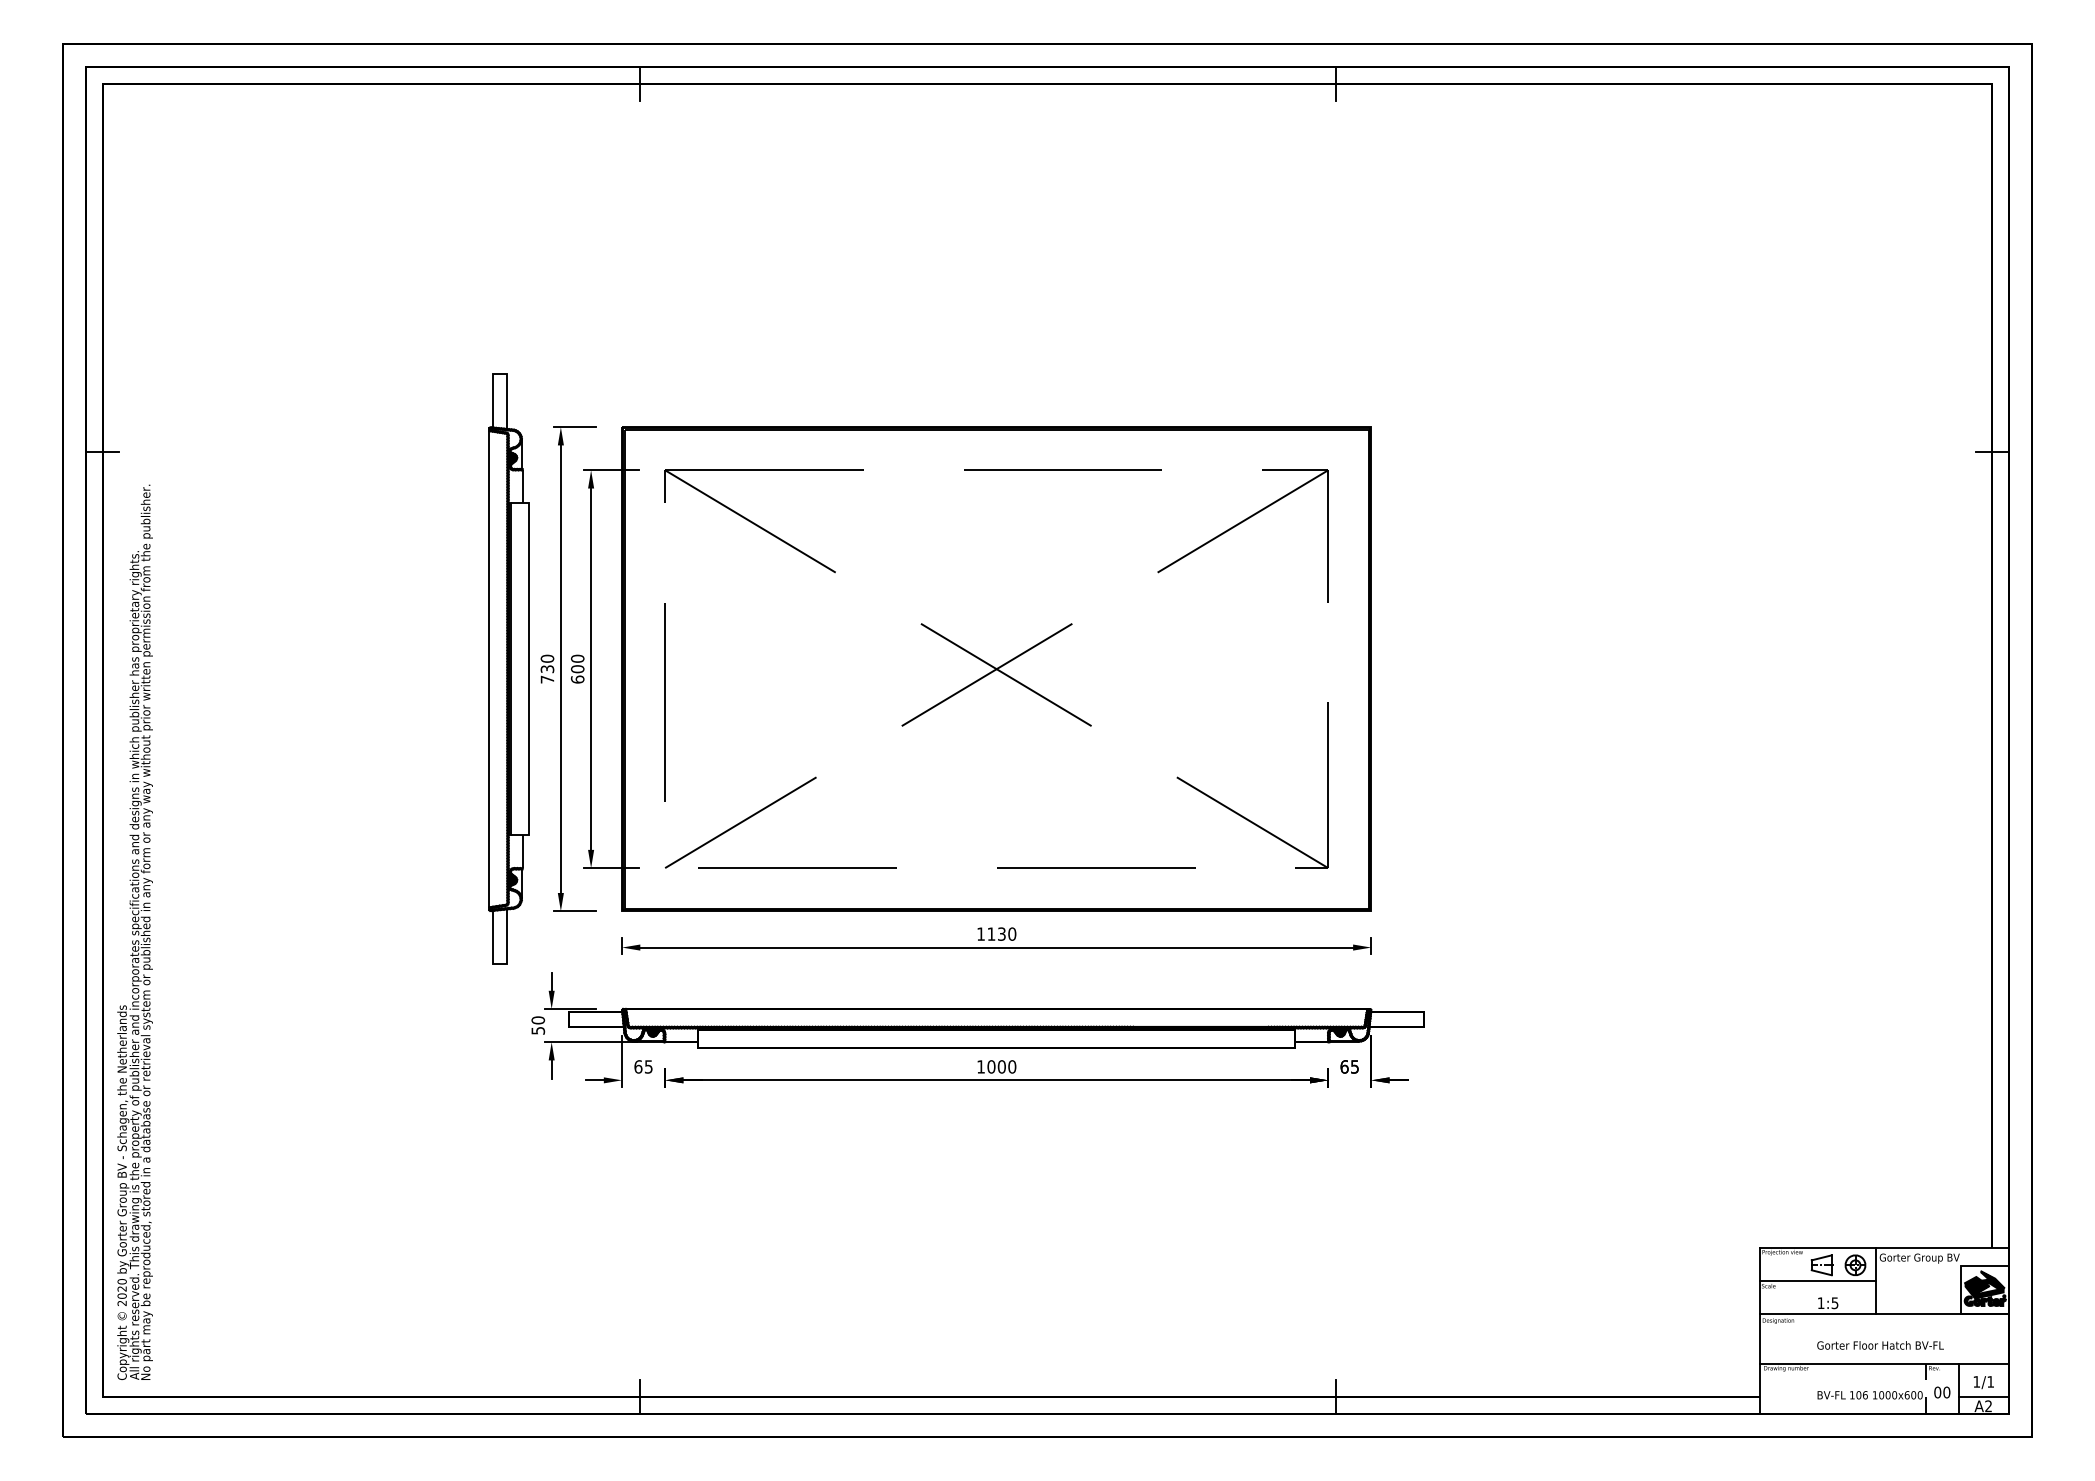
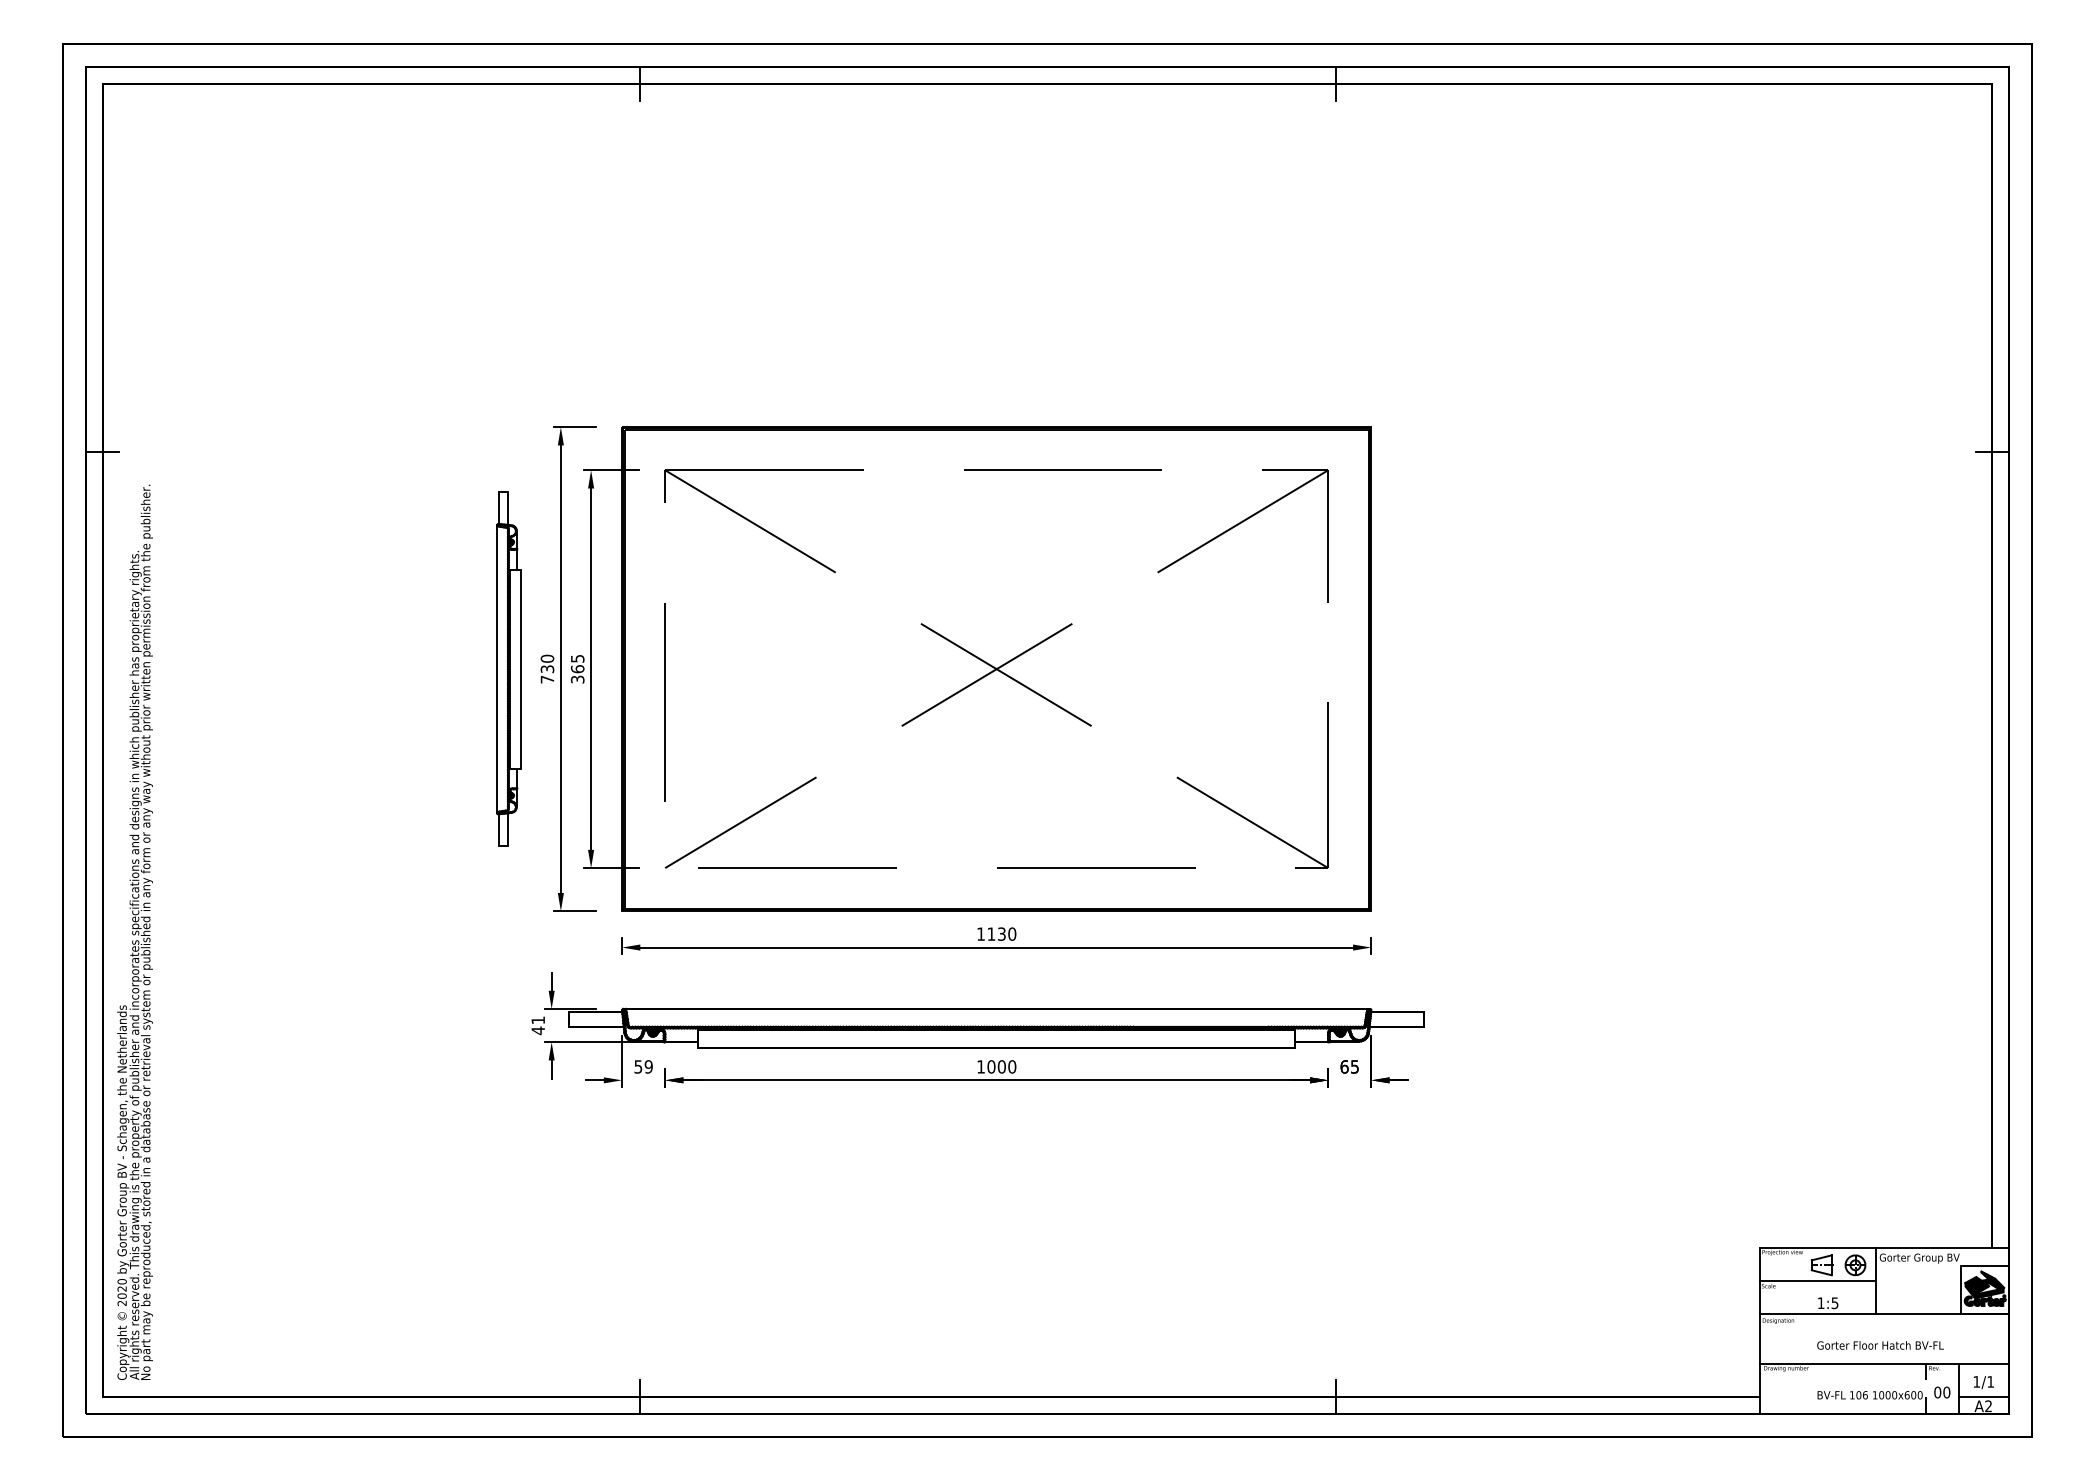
part size: 42x592 px -> 26x356 px (508, 668)
text: 600 -> 365 (577, 668)
text: 50 -> 41 (538, 1025)
text: 65 -> 59 (643, 1066)
